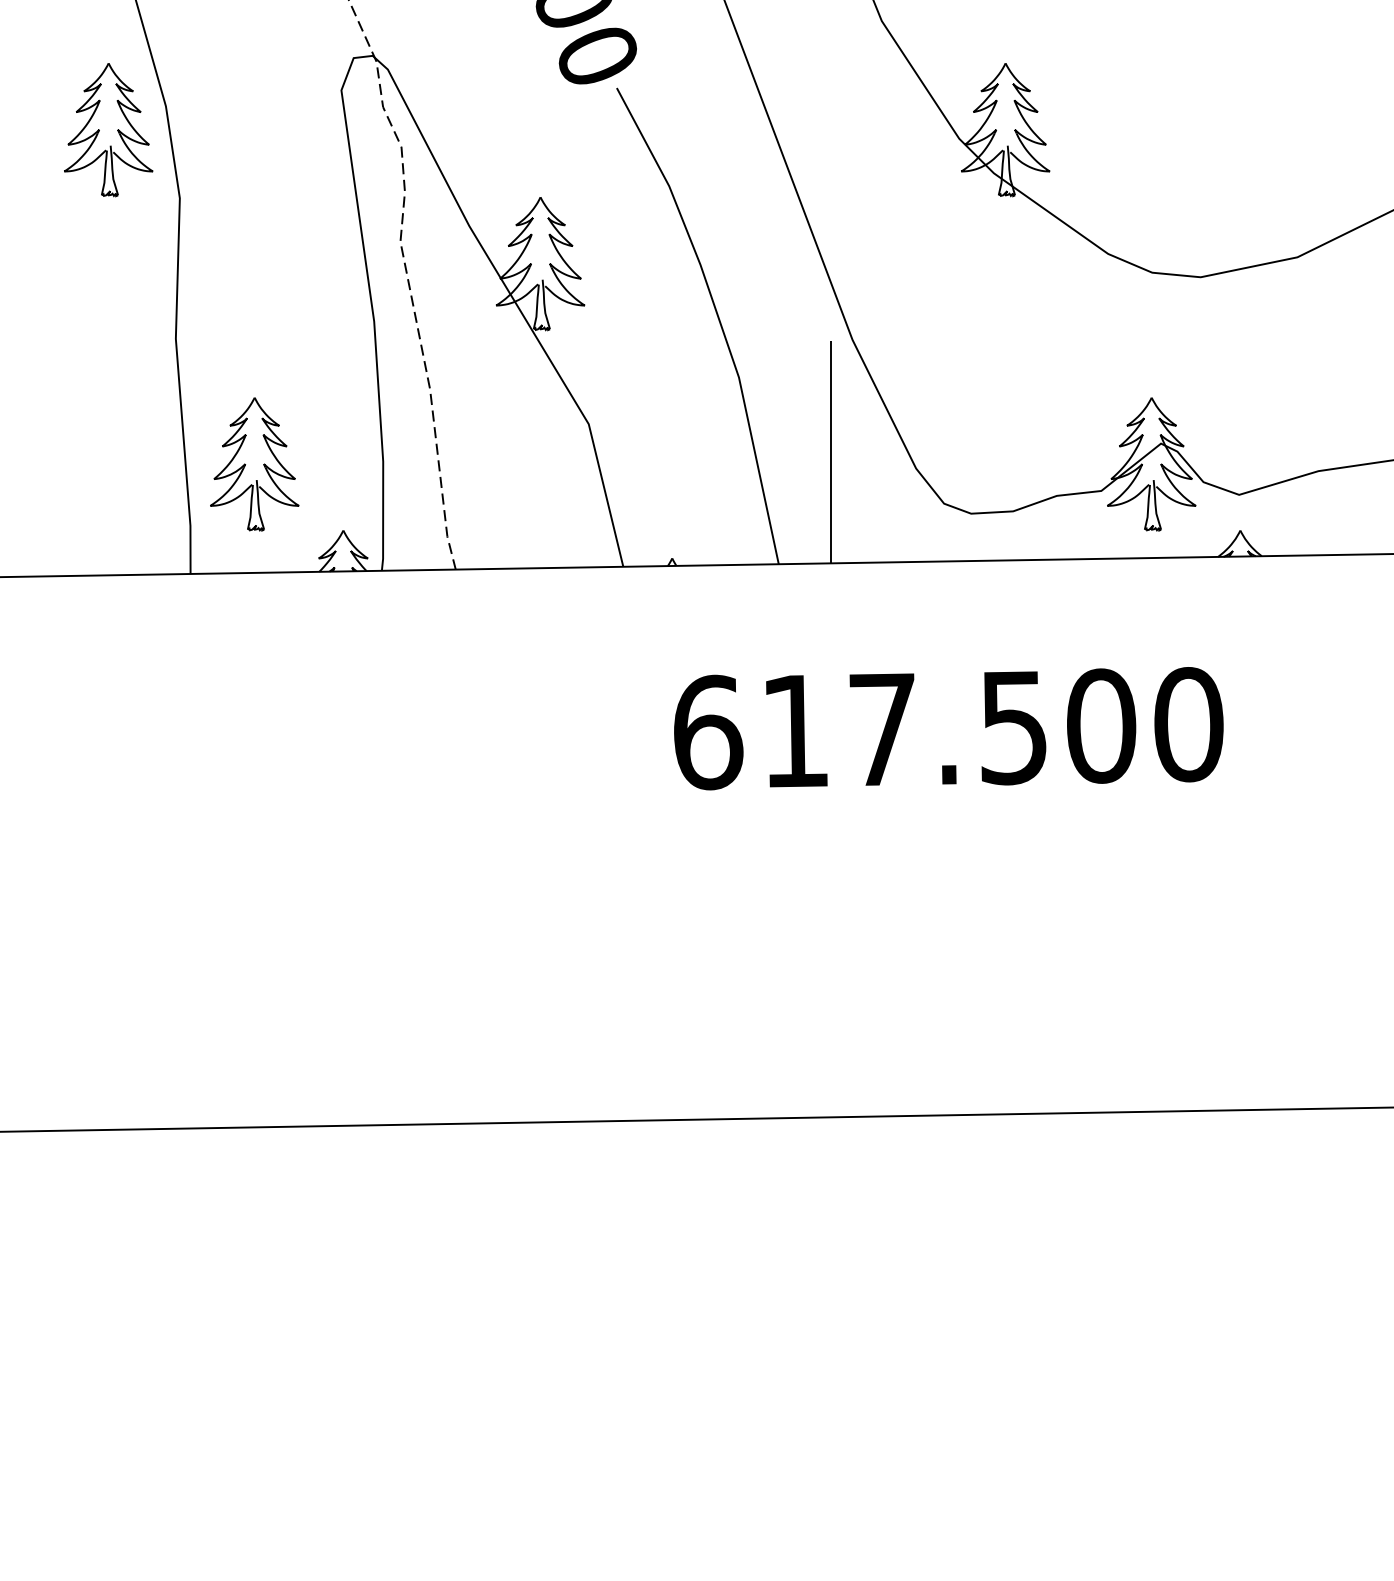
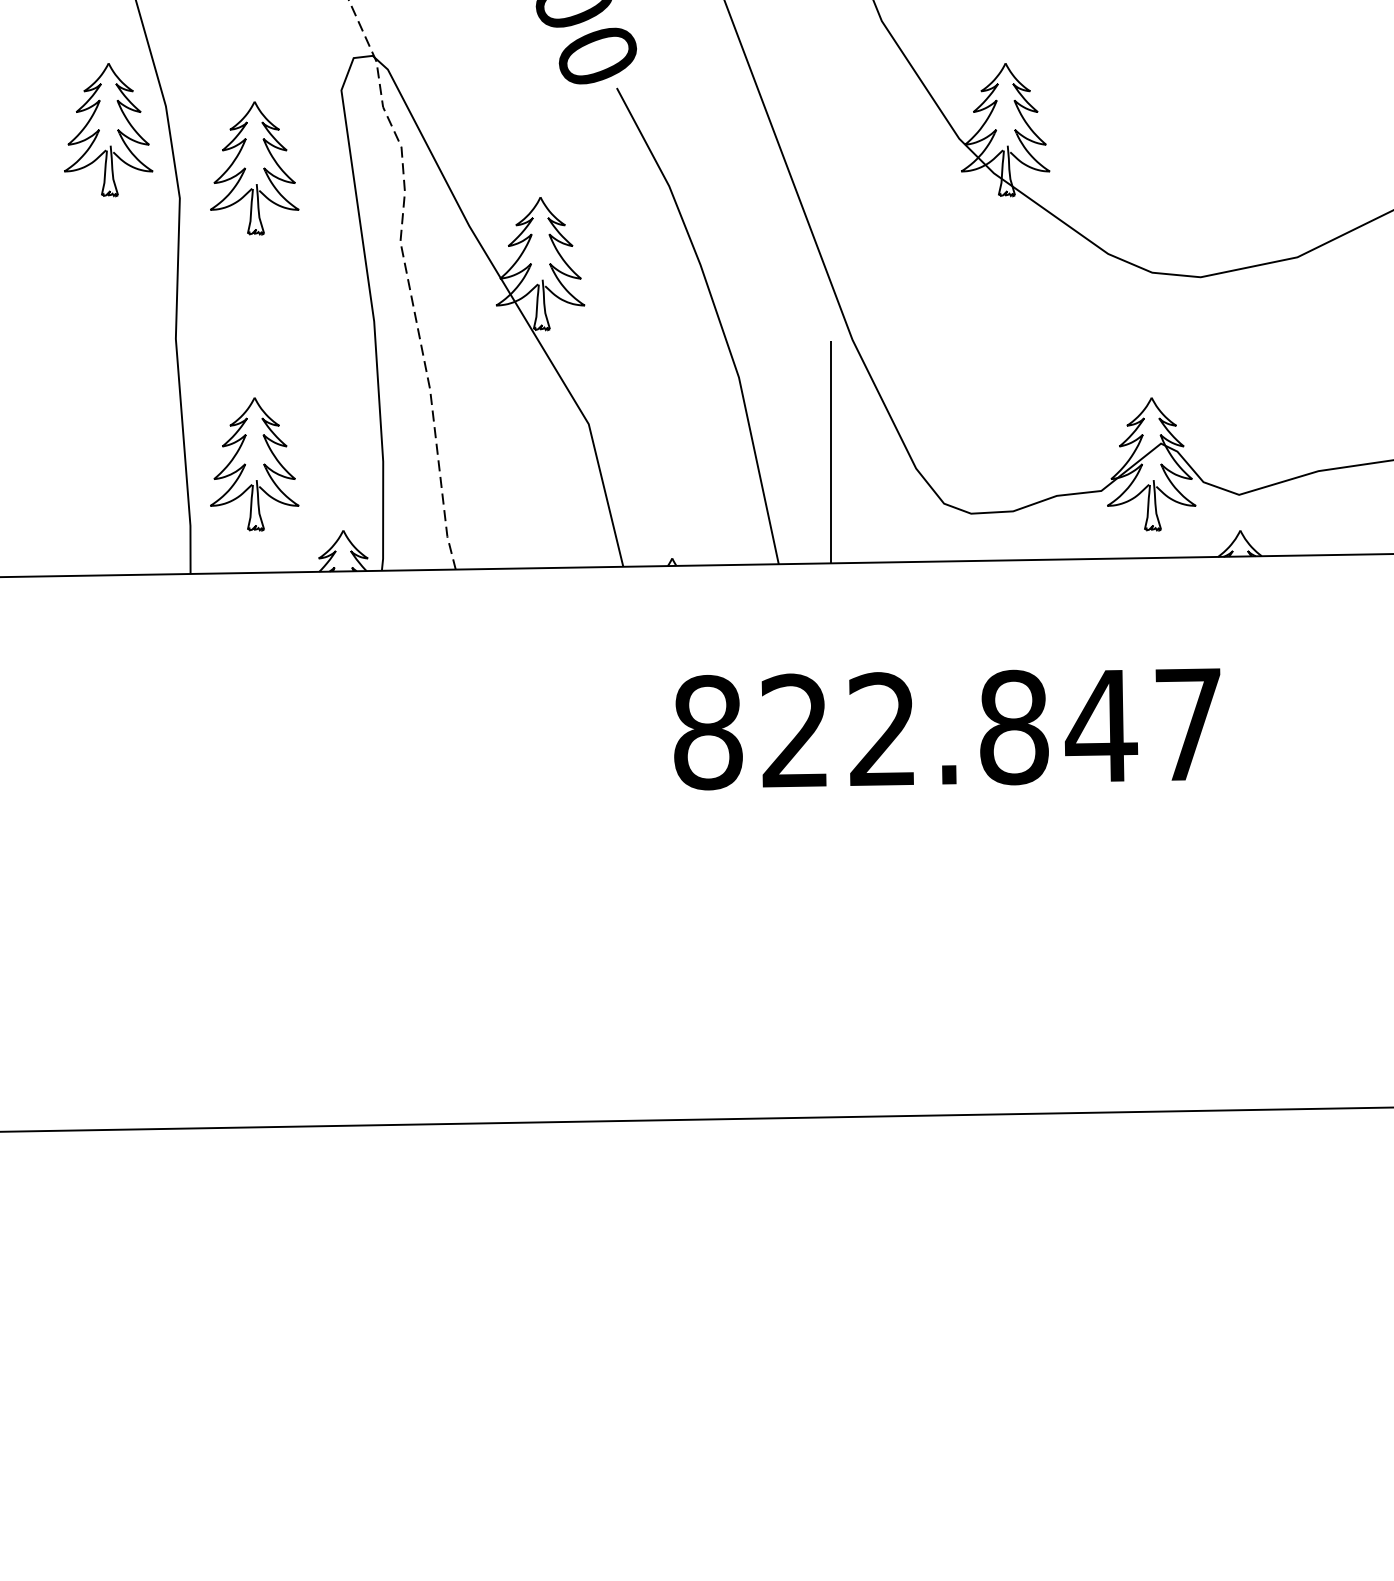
part: none -> present (254, 168)
text: 617.500 -> 822.847 (948, 728)
